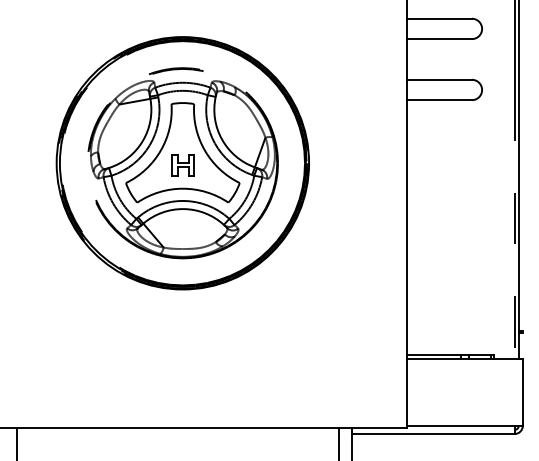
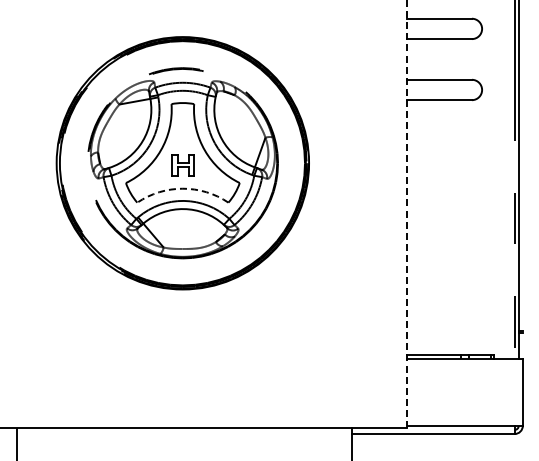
arc: solid -> dashed (182, 188)
line: solid -> dashed (406, 213)
line: present -> none (339, 442)
